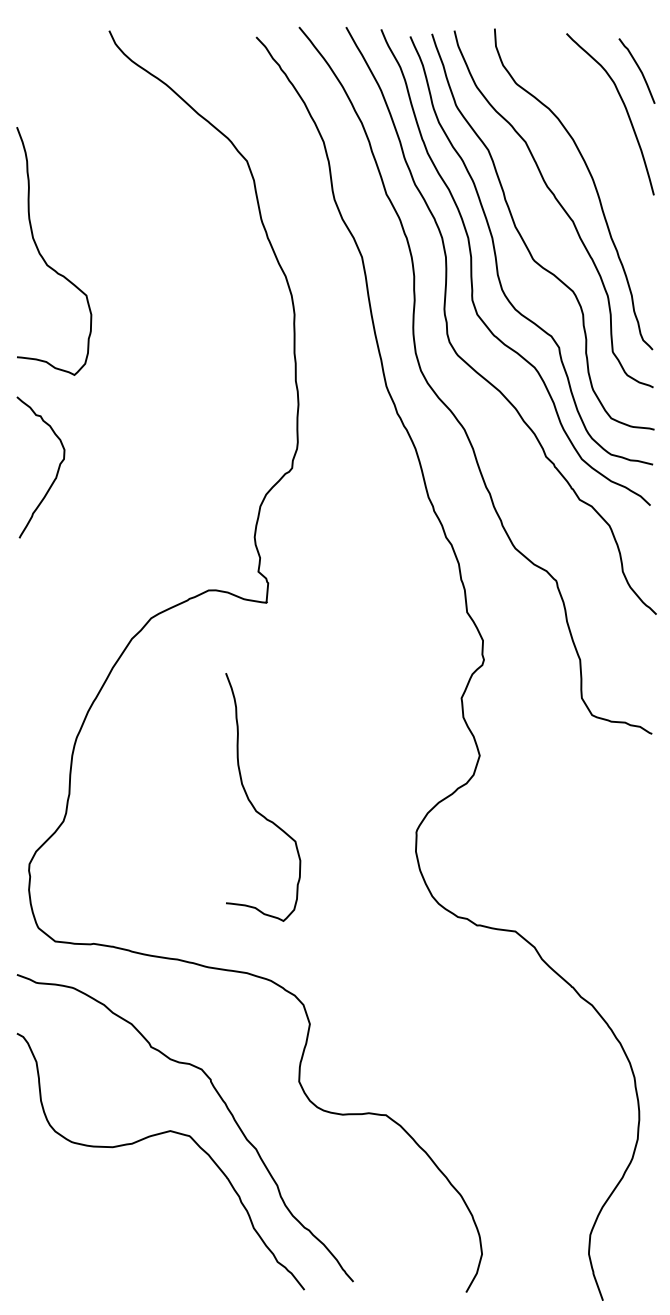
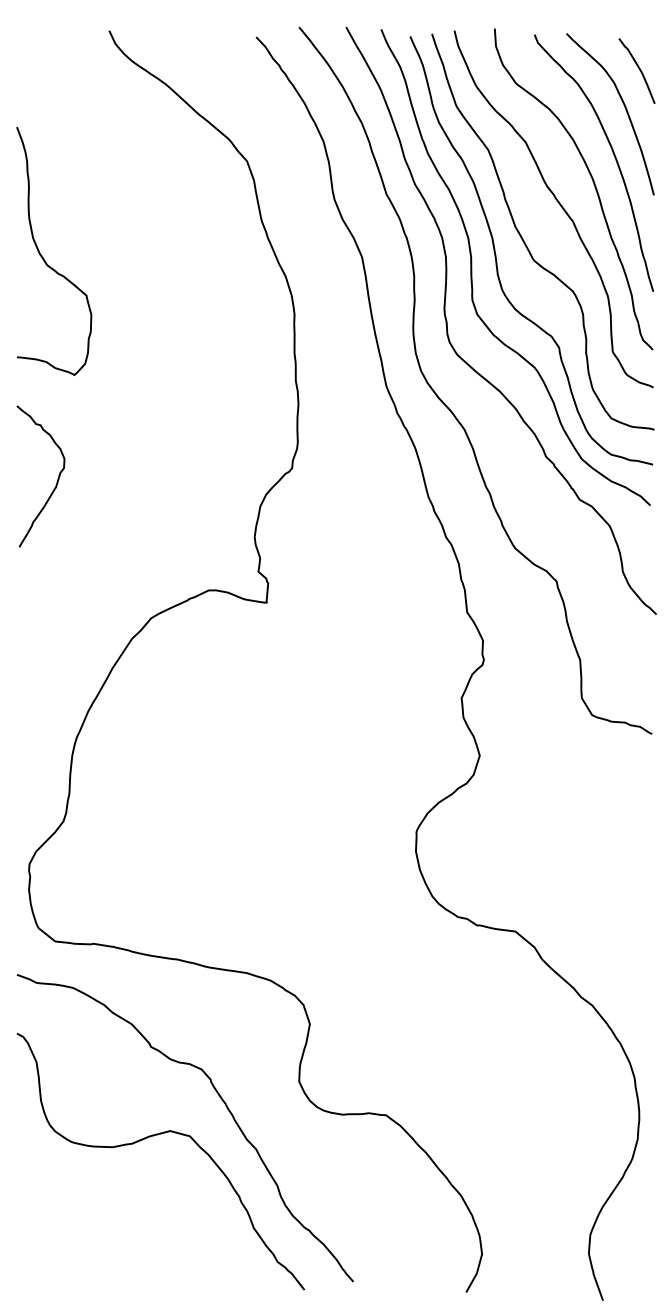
curve: none -> present (613, 155)
curve position: (56, 472) -> (56, 481) (56, 481)
curve: present -> none (253, 804)
